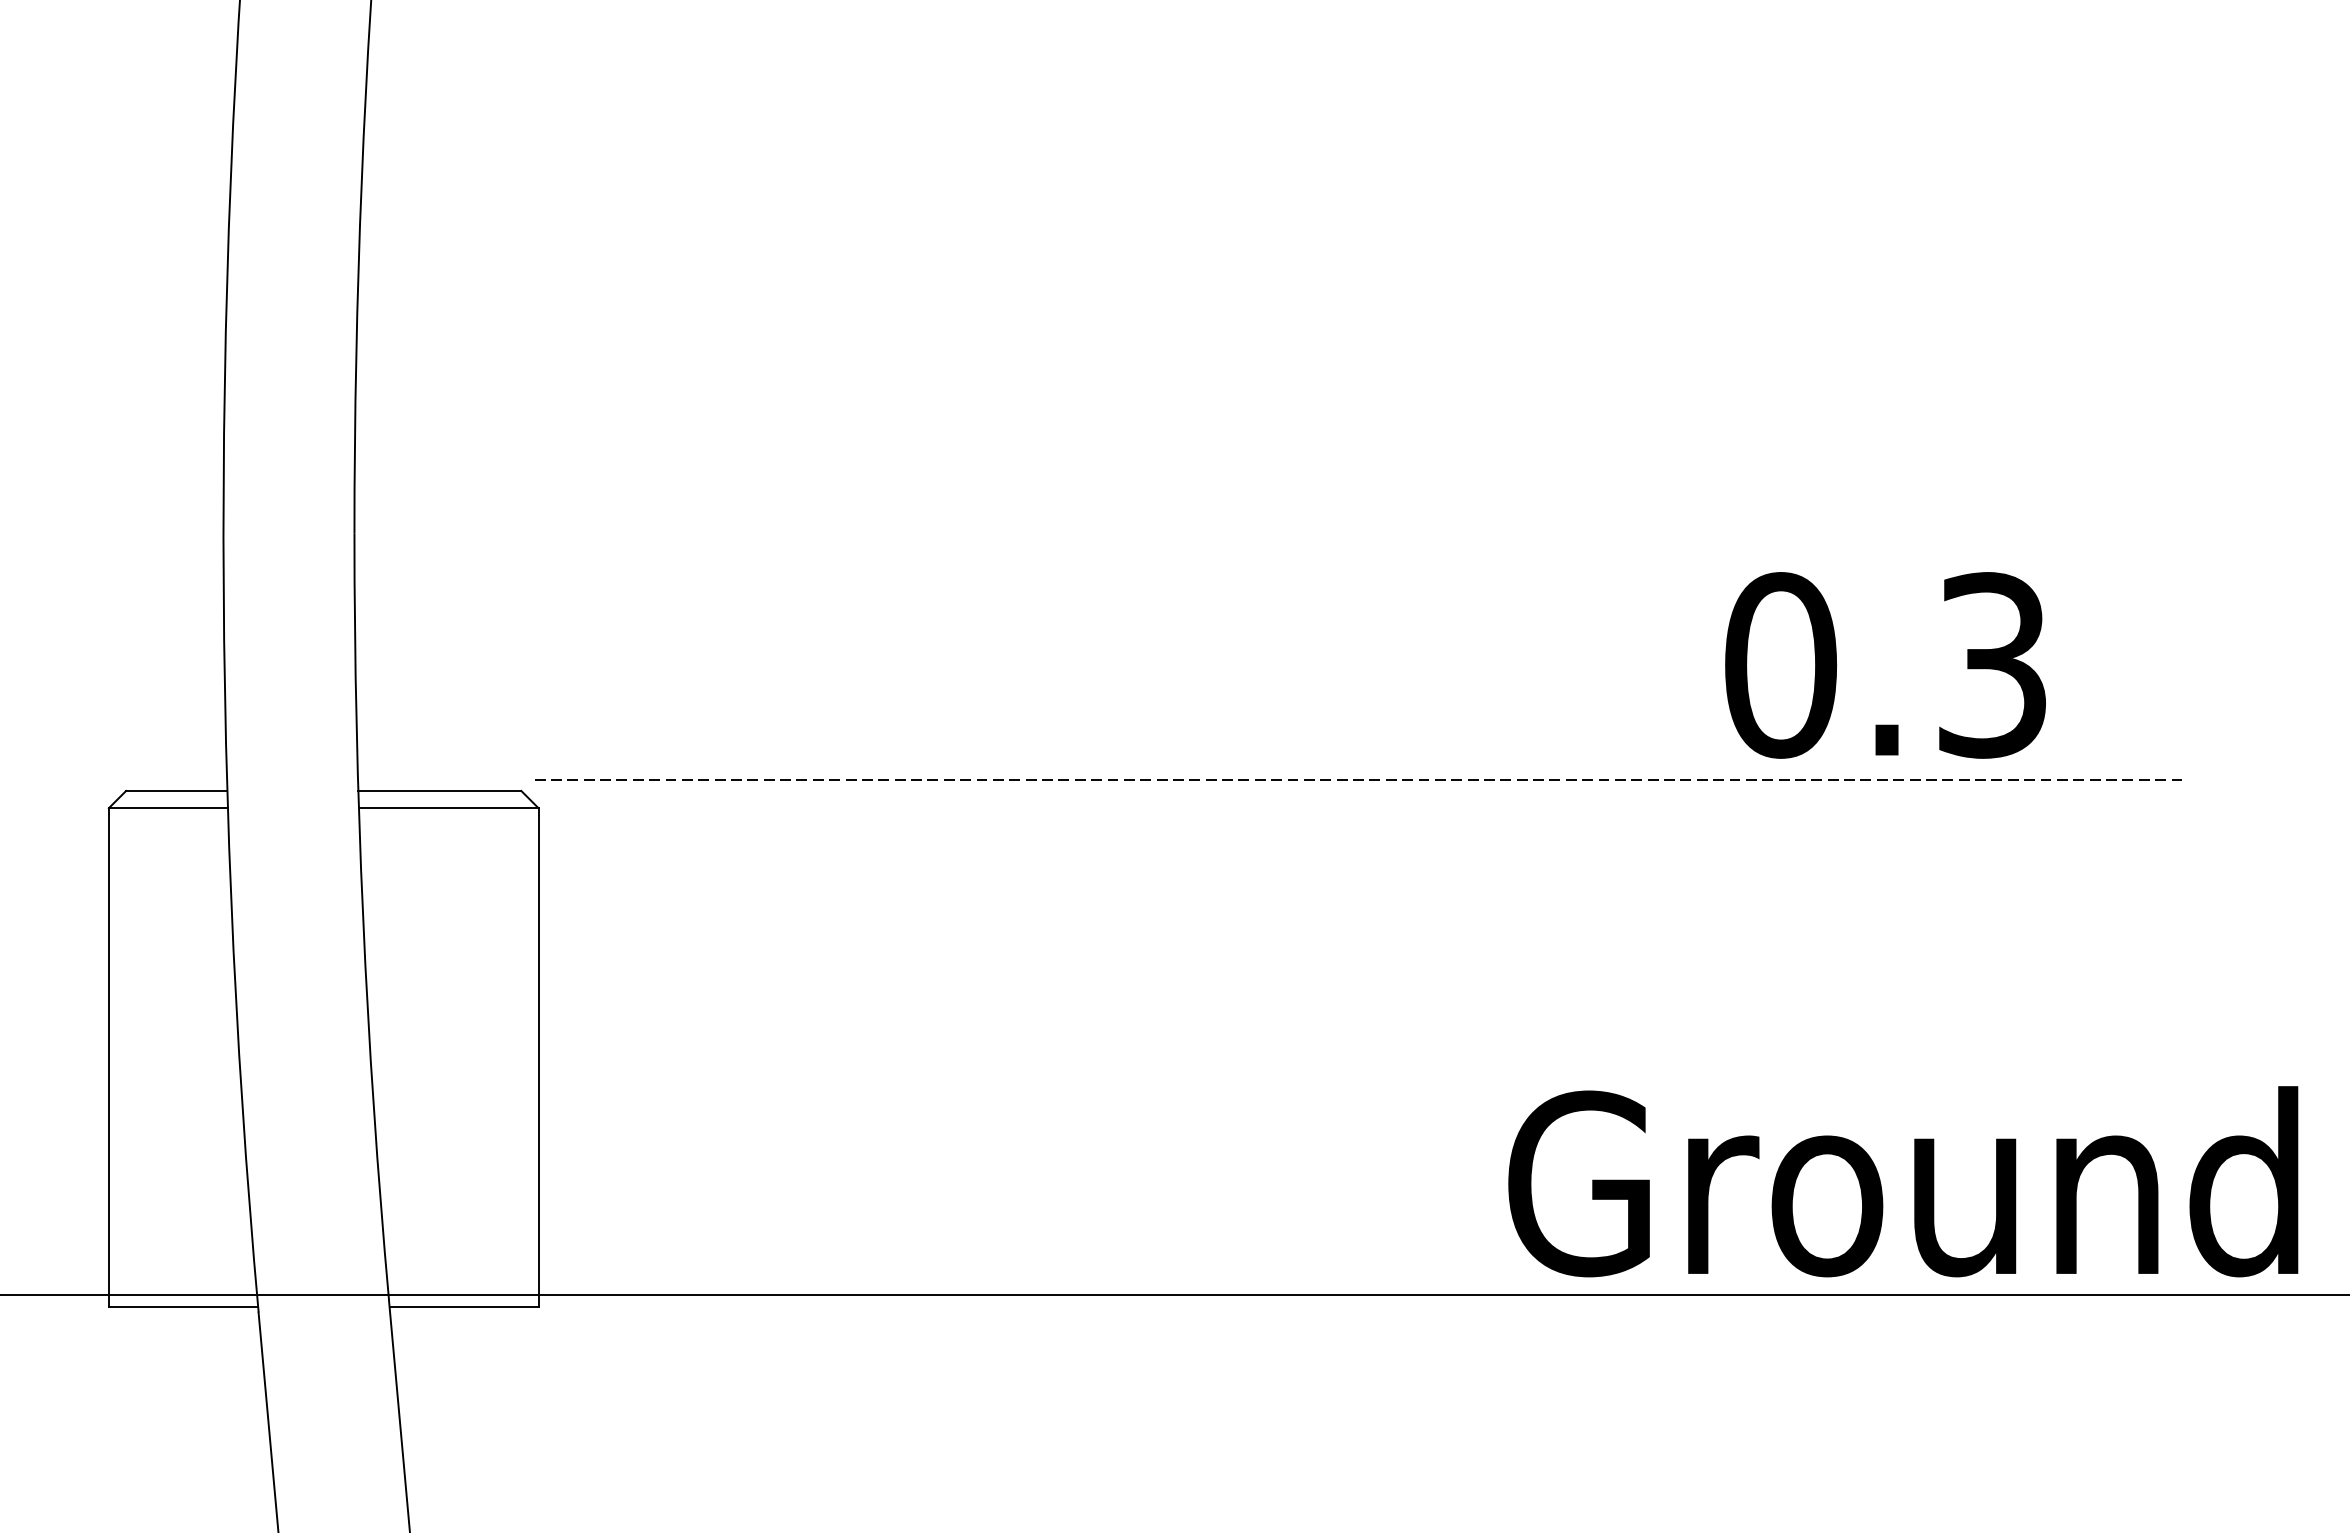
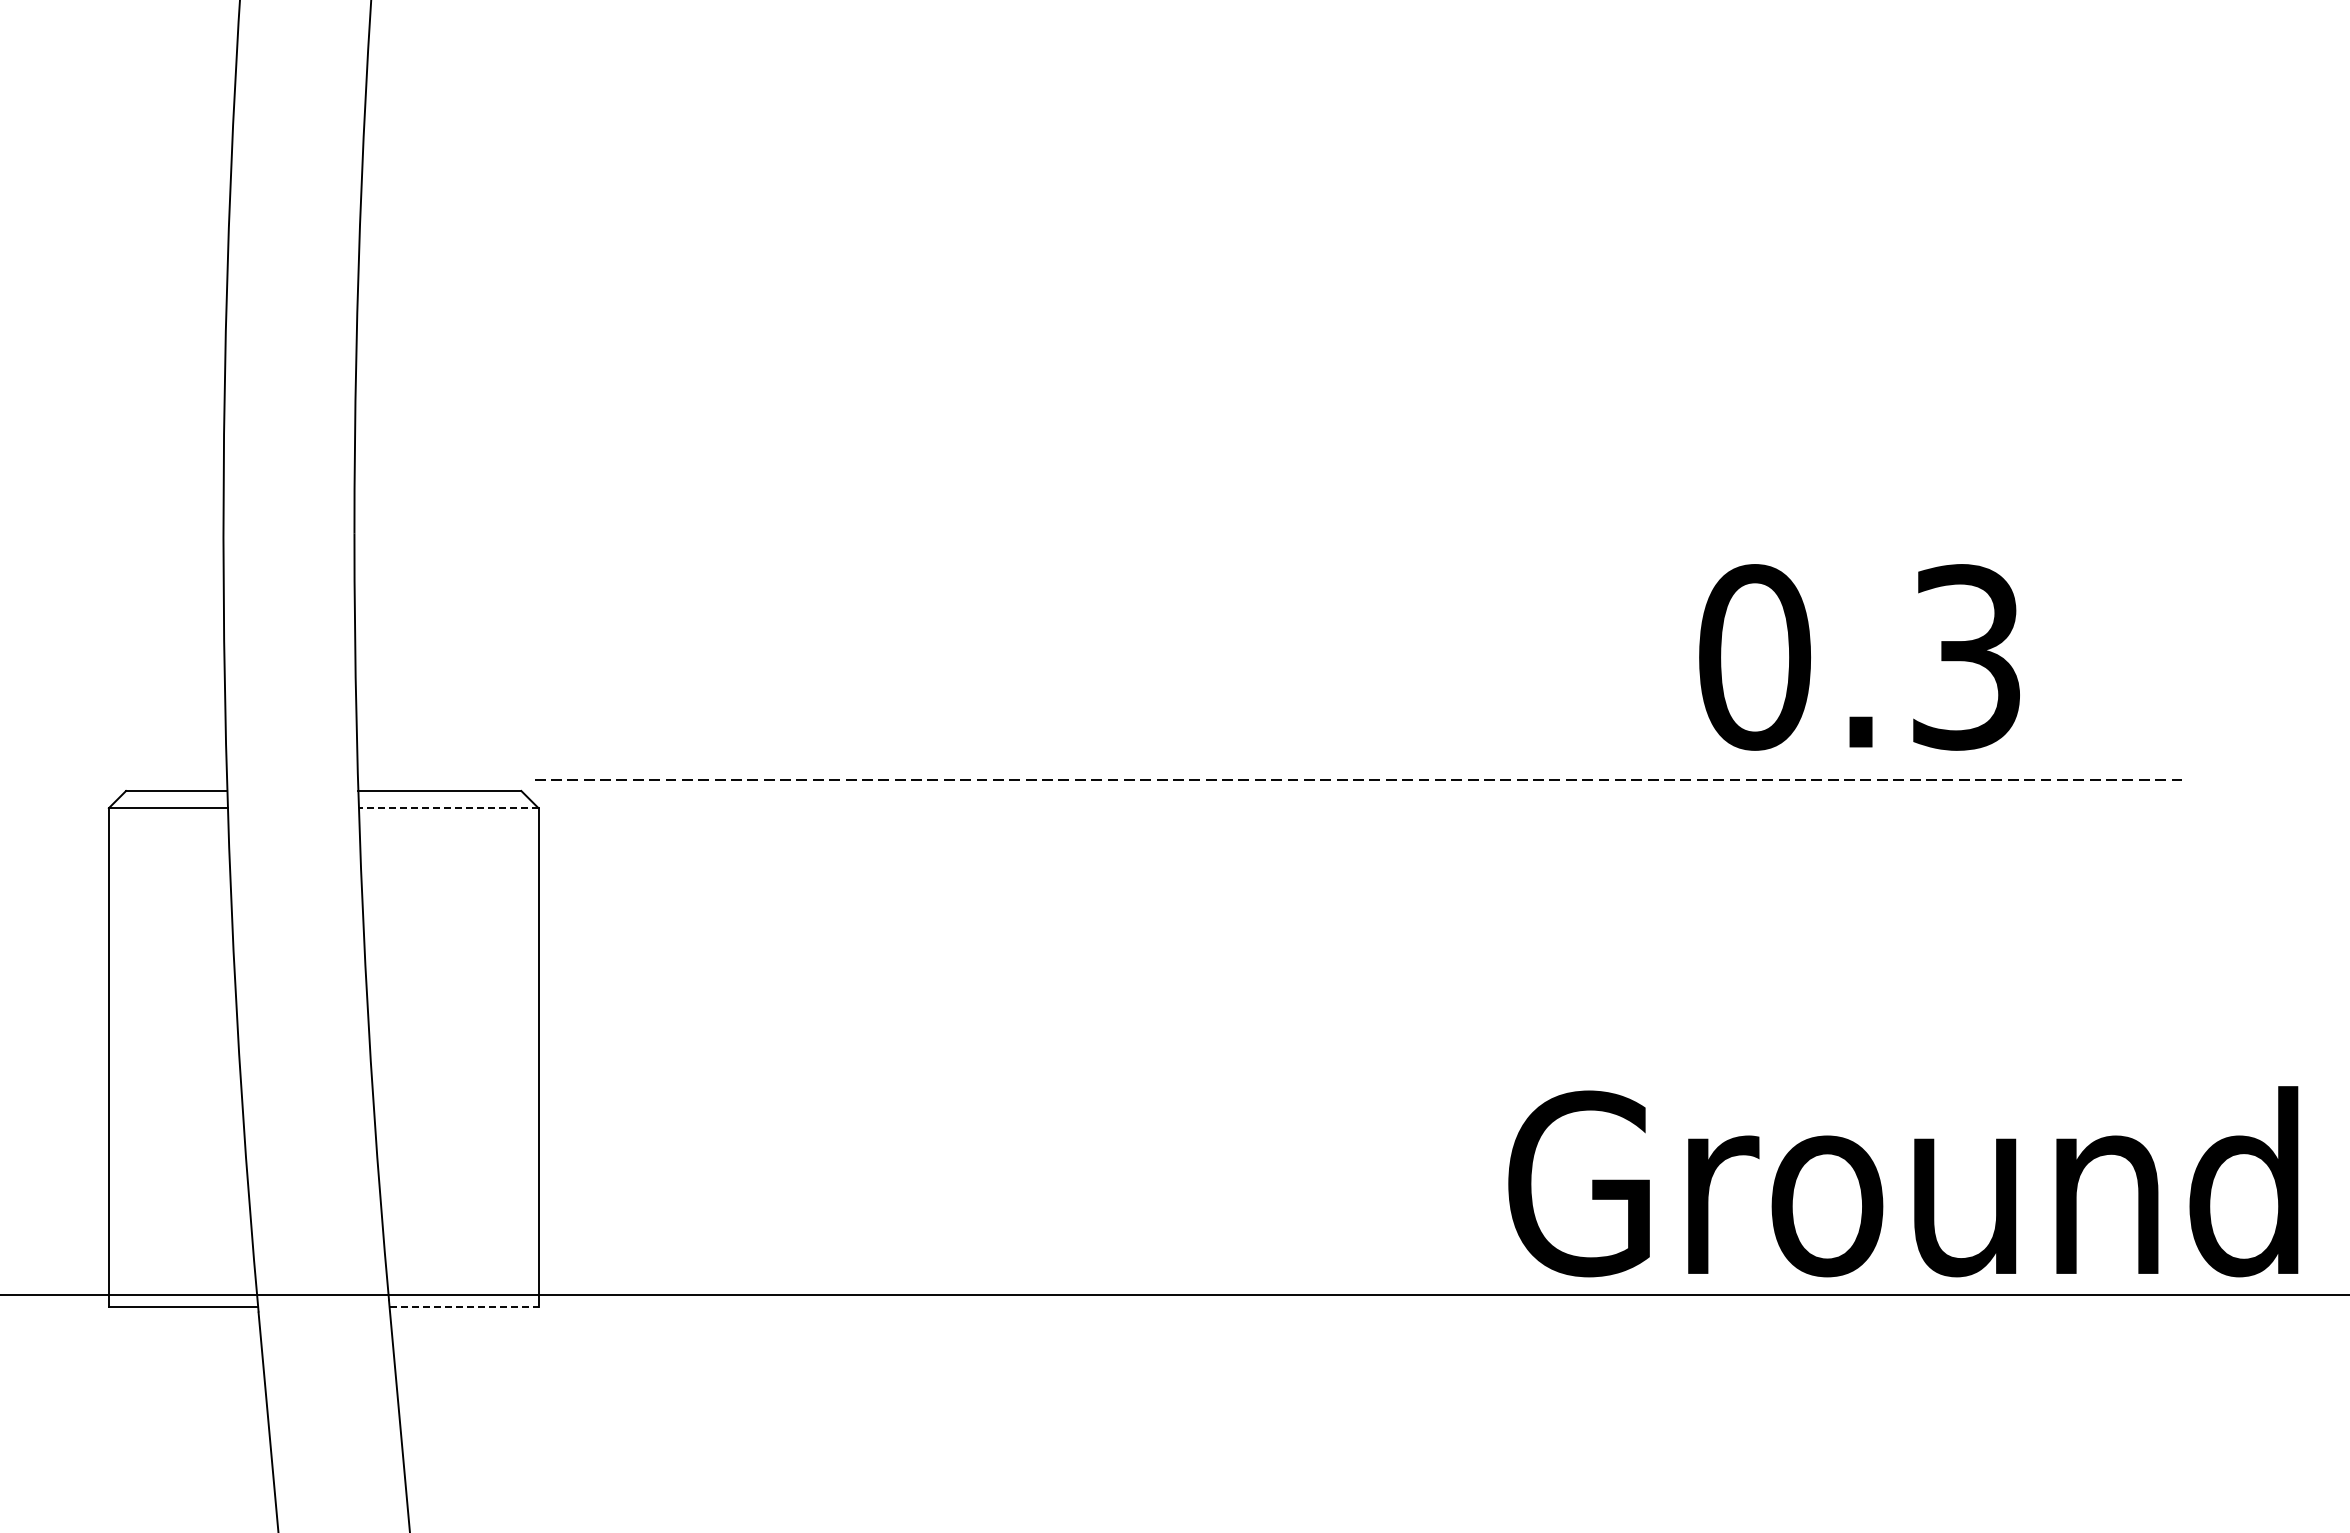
text position: (1885, 665) -> (1859, 657) (1859, 657)
line: solid -> dashed (448, 808)
line: solid -> dashed (464, 1306)
